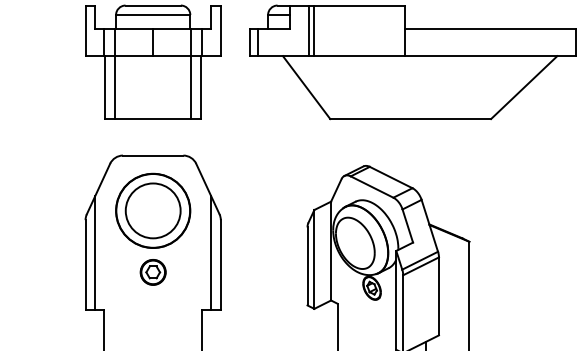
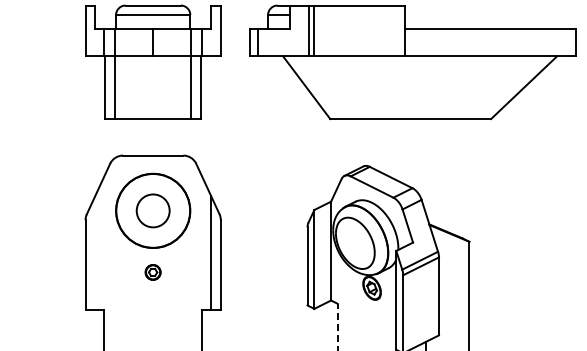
circle diameter: 55 px -> 33 px (152, 210)
line: present -> none (95, 253)
part size: 28x27 px -> 18x17 px (152, 272)
line: solid -> dashed (337, 326)
